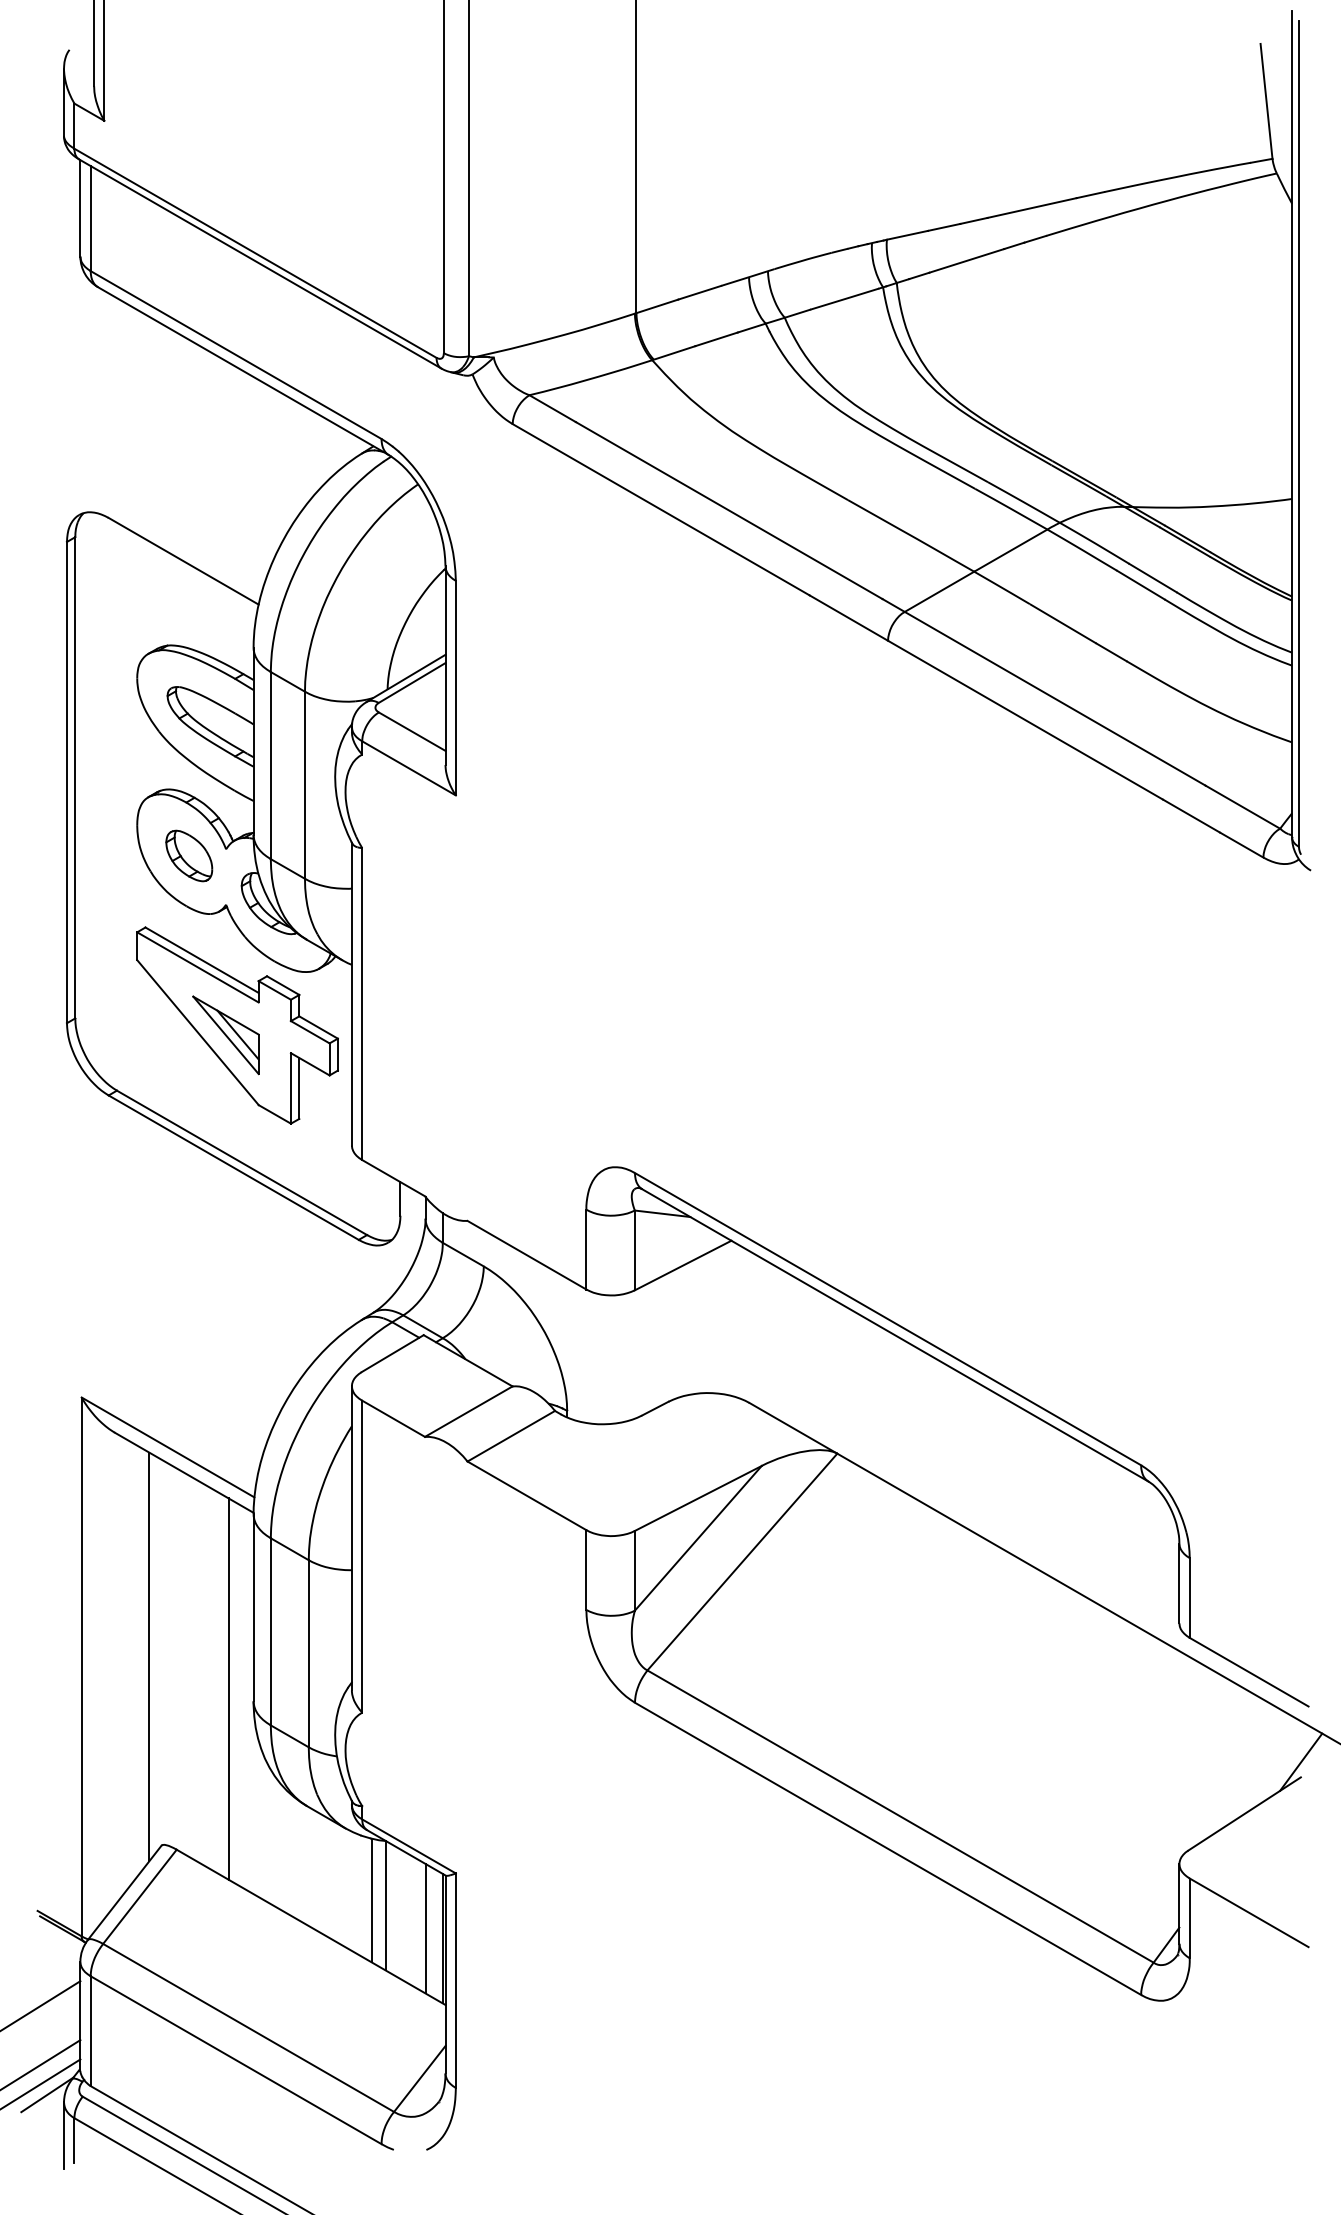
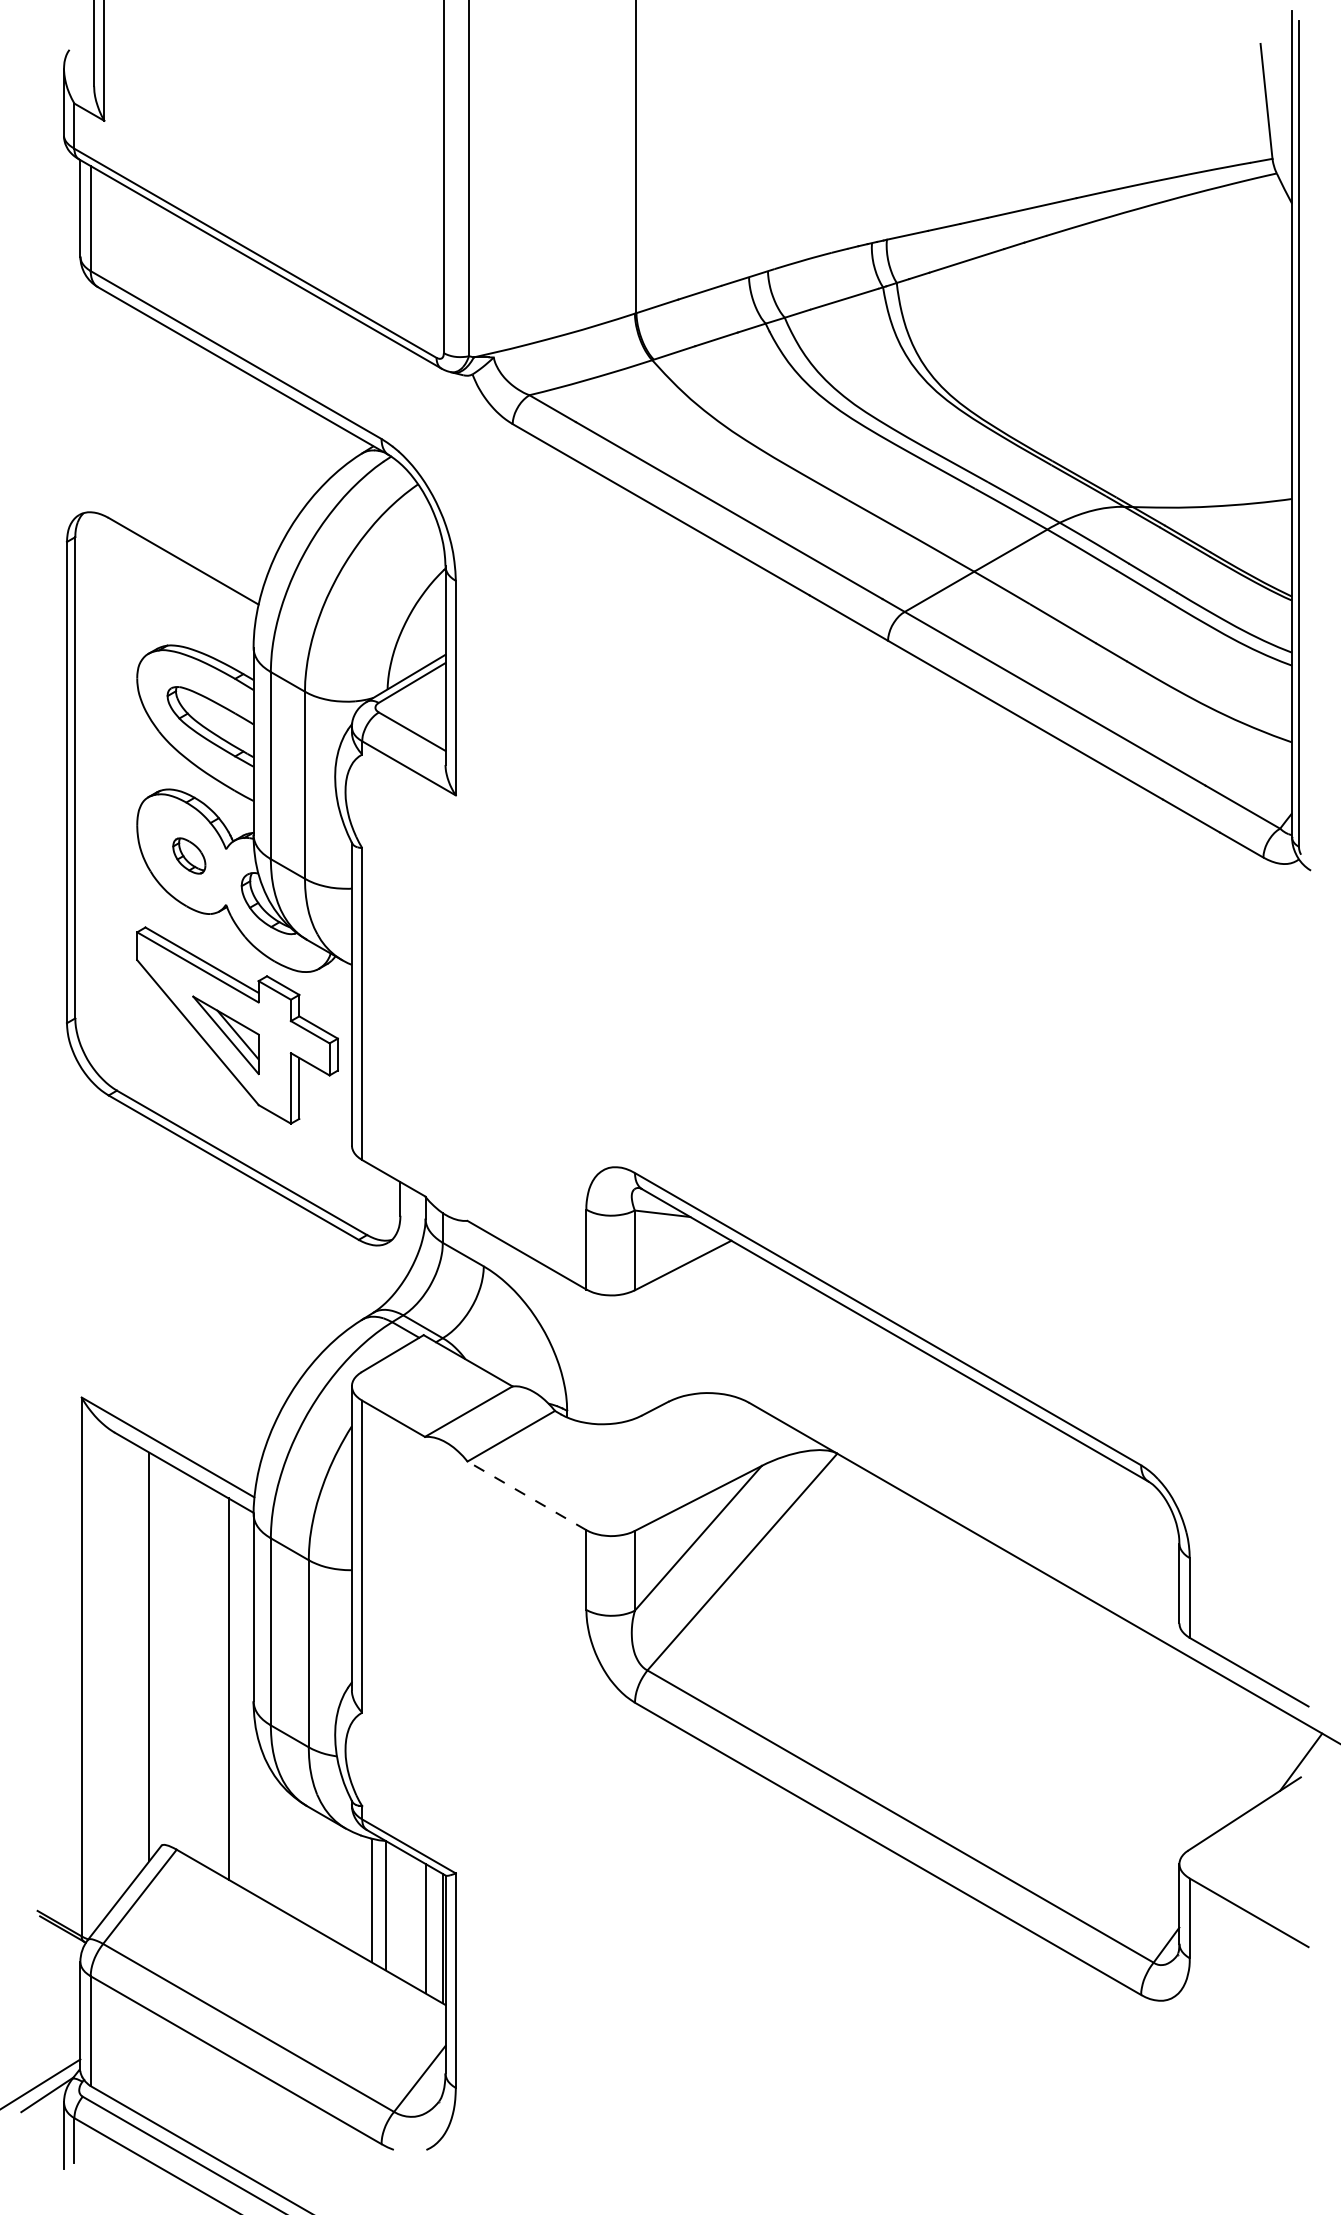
part size: 49x54 px -> 35x38 px (189, 855)
line: solid -> dashed (526, 1495)
line: present -> none (41, 2005)
line: present -> none (41, 2064)
